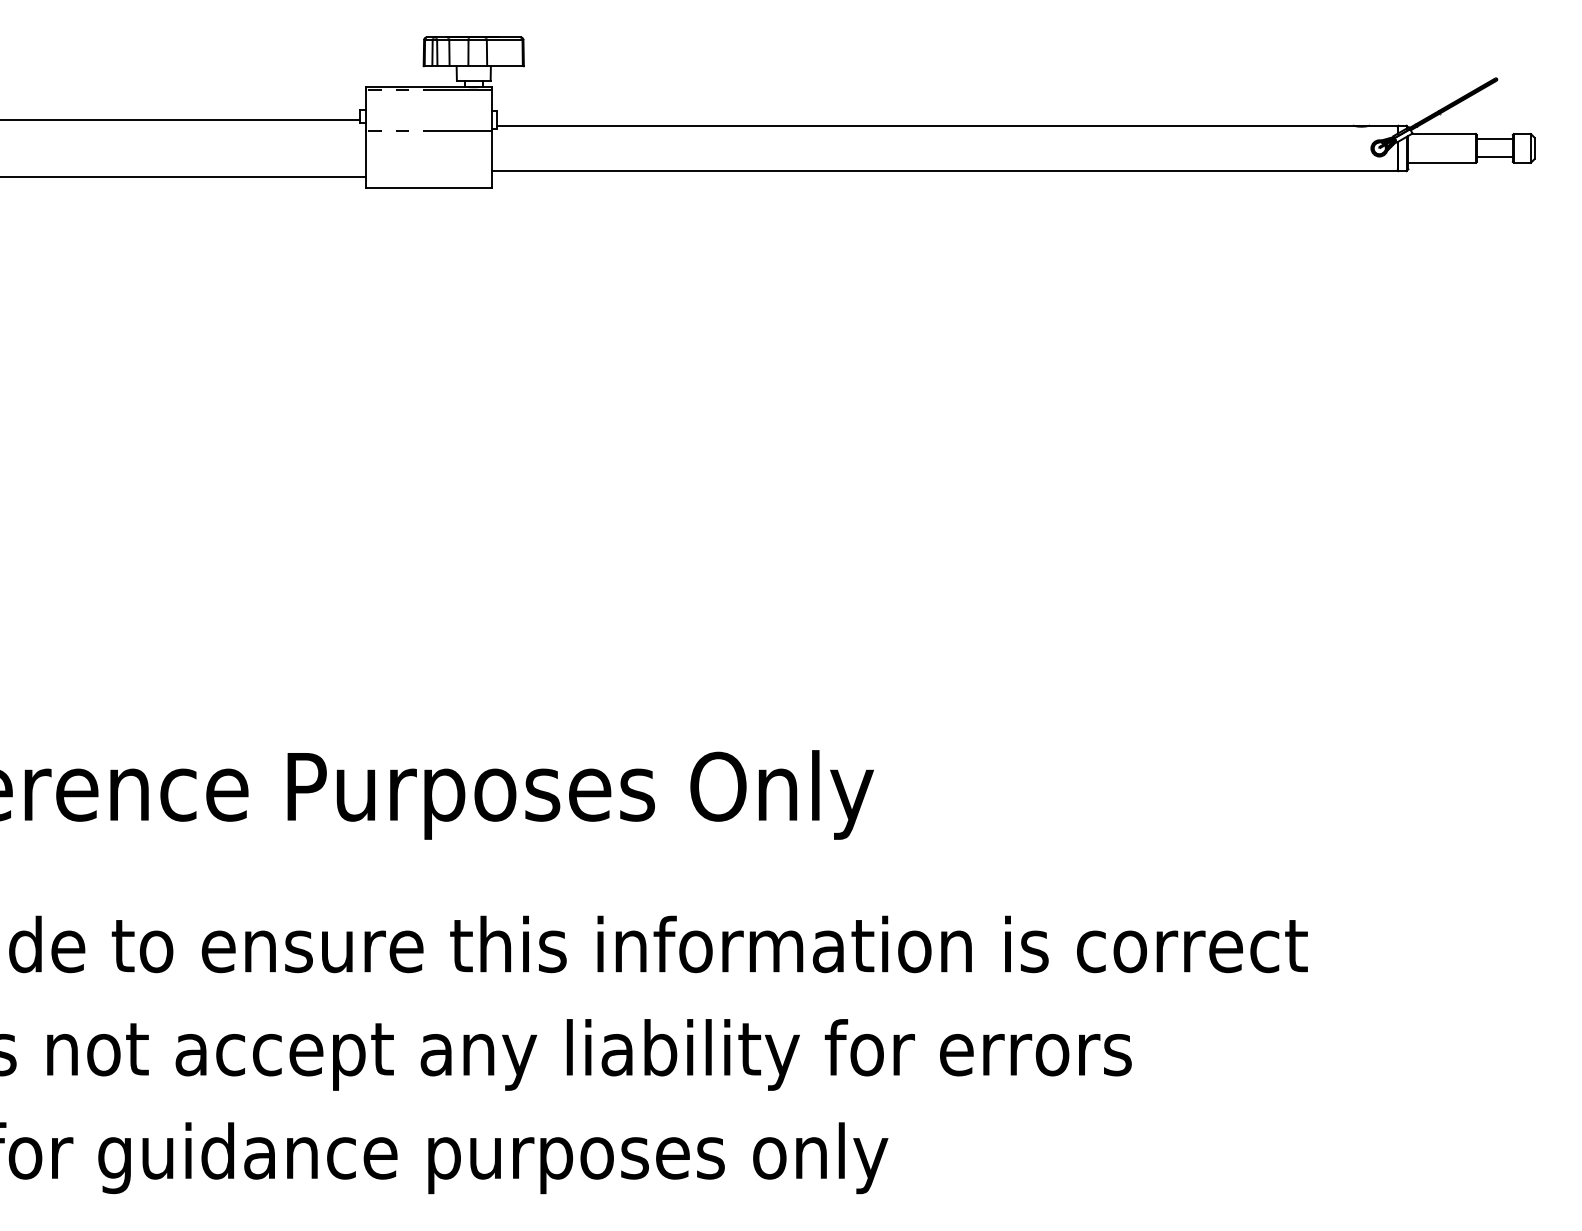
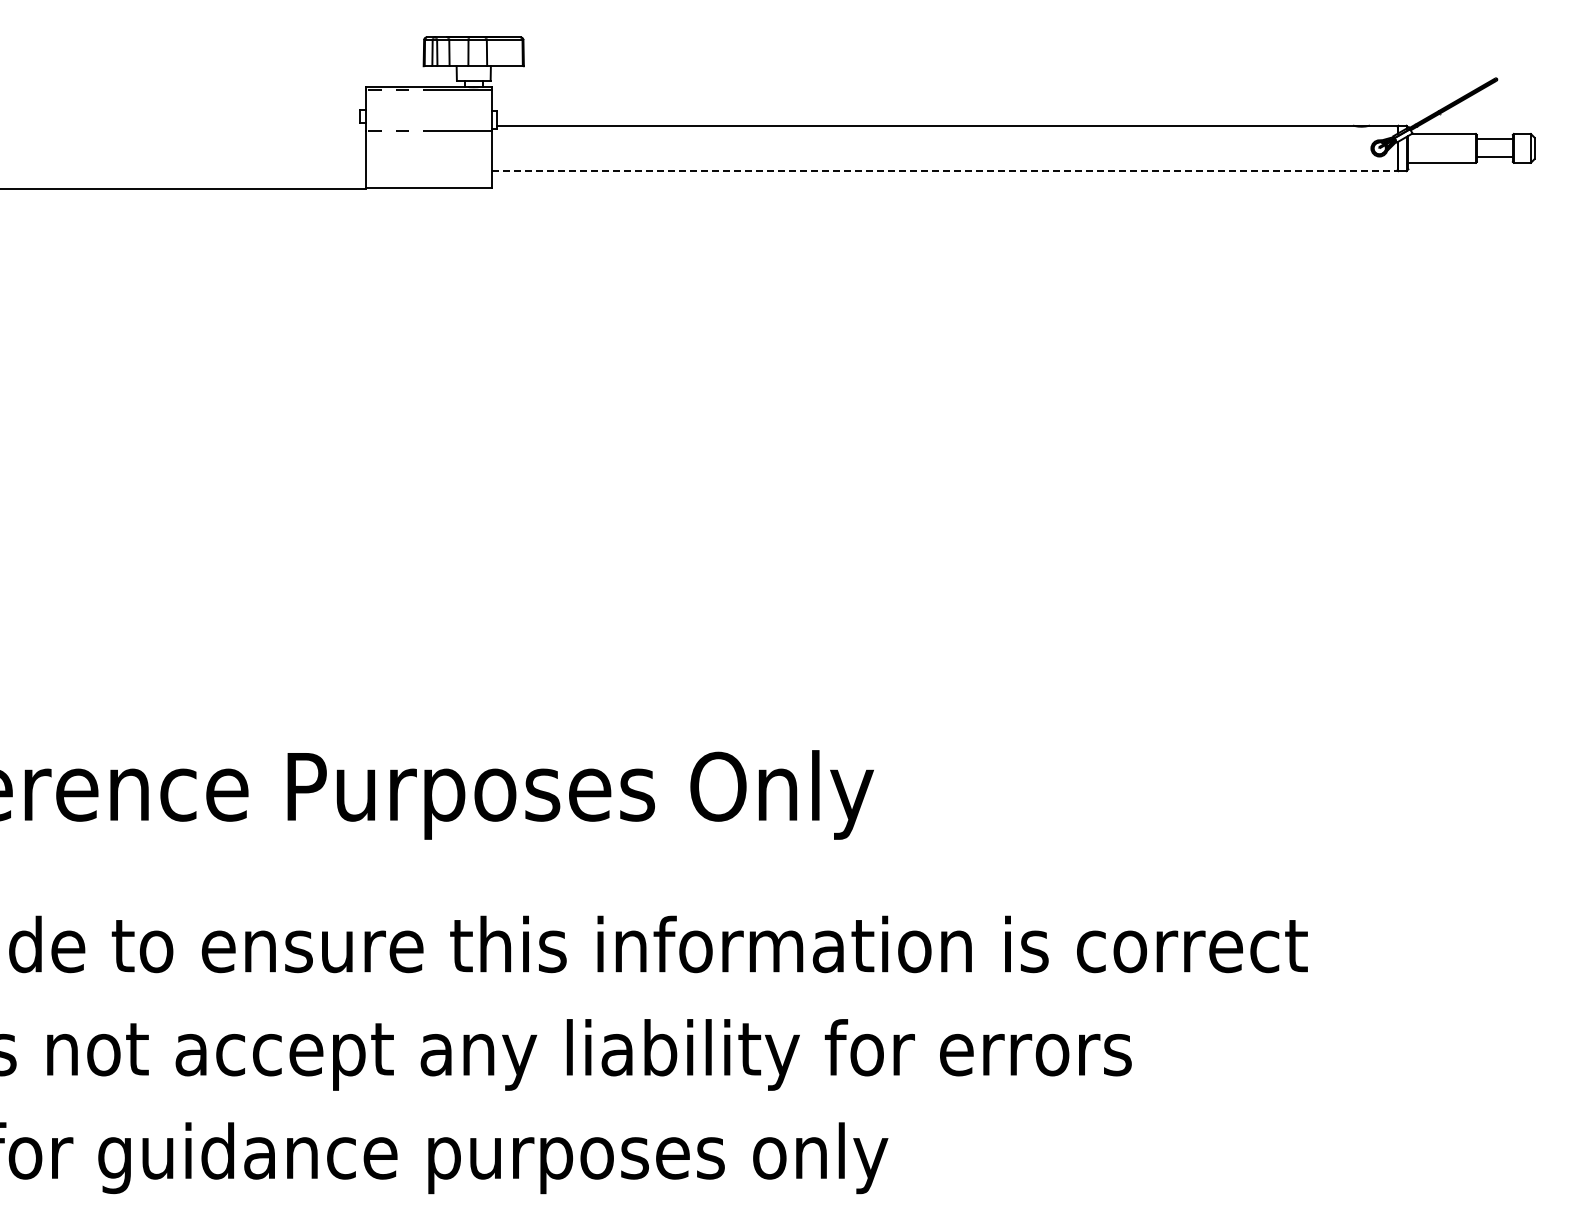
line: present -> none (181, 119)
line: solid -> dashed (944, 171)
line position: (183, 177) -> (183, 189) (183, 189)
